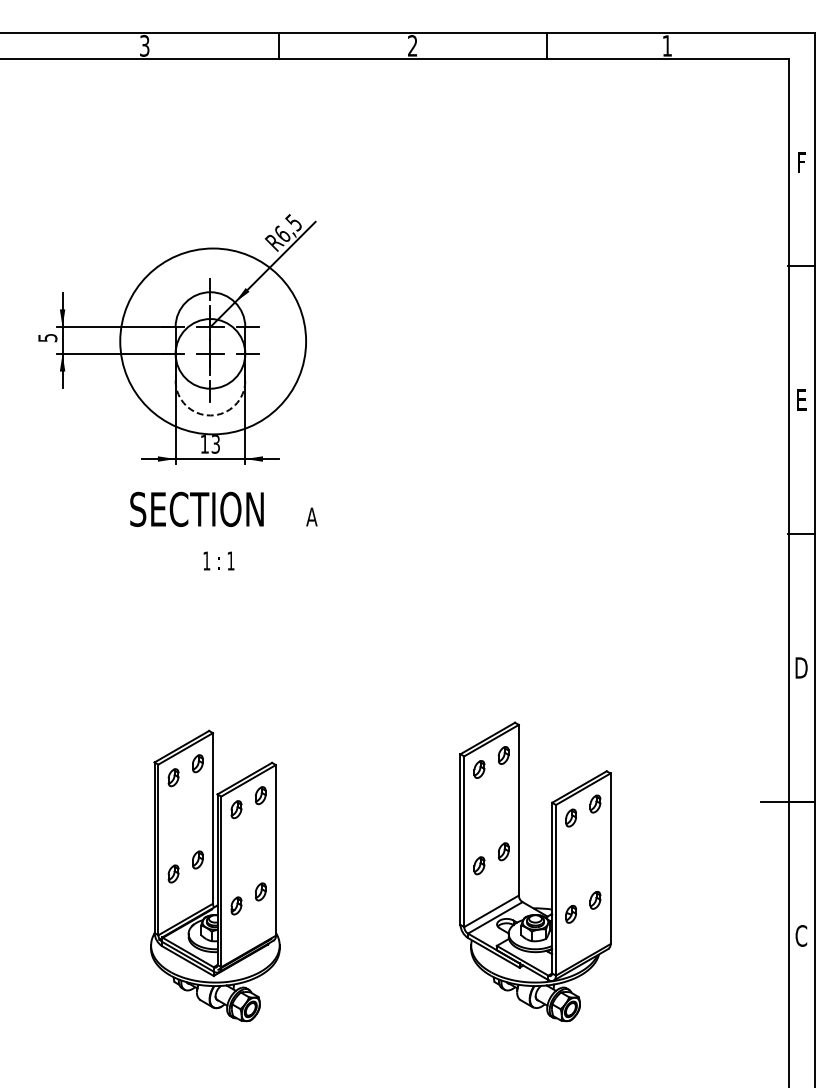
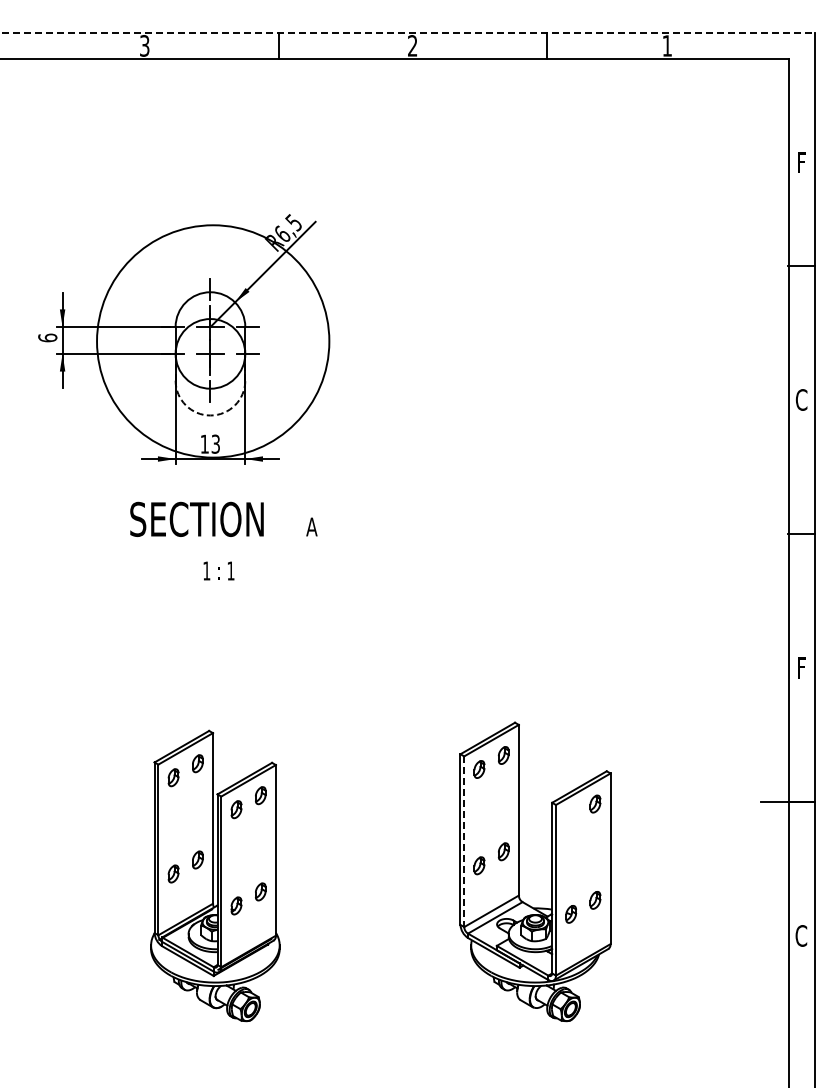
line: solid -> dashed (408, 32)
text: 5 -> 6 (47, 337)
circle diameter: 186 px -> 232 px (213, 341)
text: E -> C (801, 399)
text position: (223, 530) -> (223, 540) (223, 540)
text: D -> F (801, 667)
part: present -> none (571, 817)
line: solid -> dashed (464, 842)
